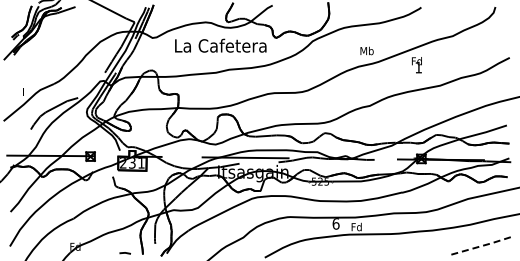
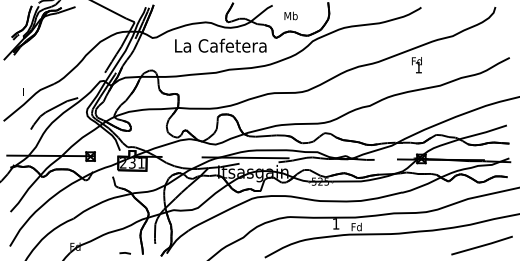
text position: (366, 50) -> (290, 15) (290, 15)
text: 6 -> 1 (335, 223)
line: dashed -> solid (482, 245)
